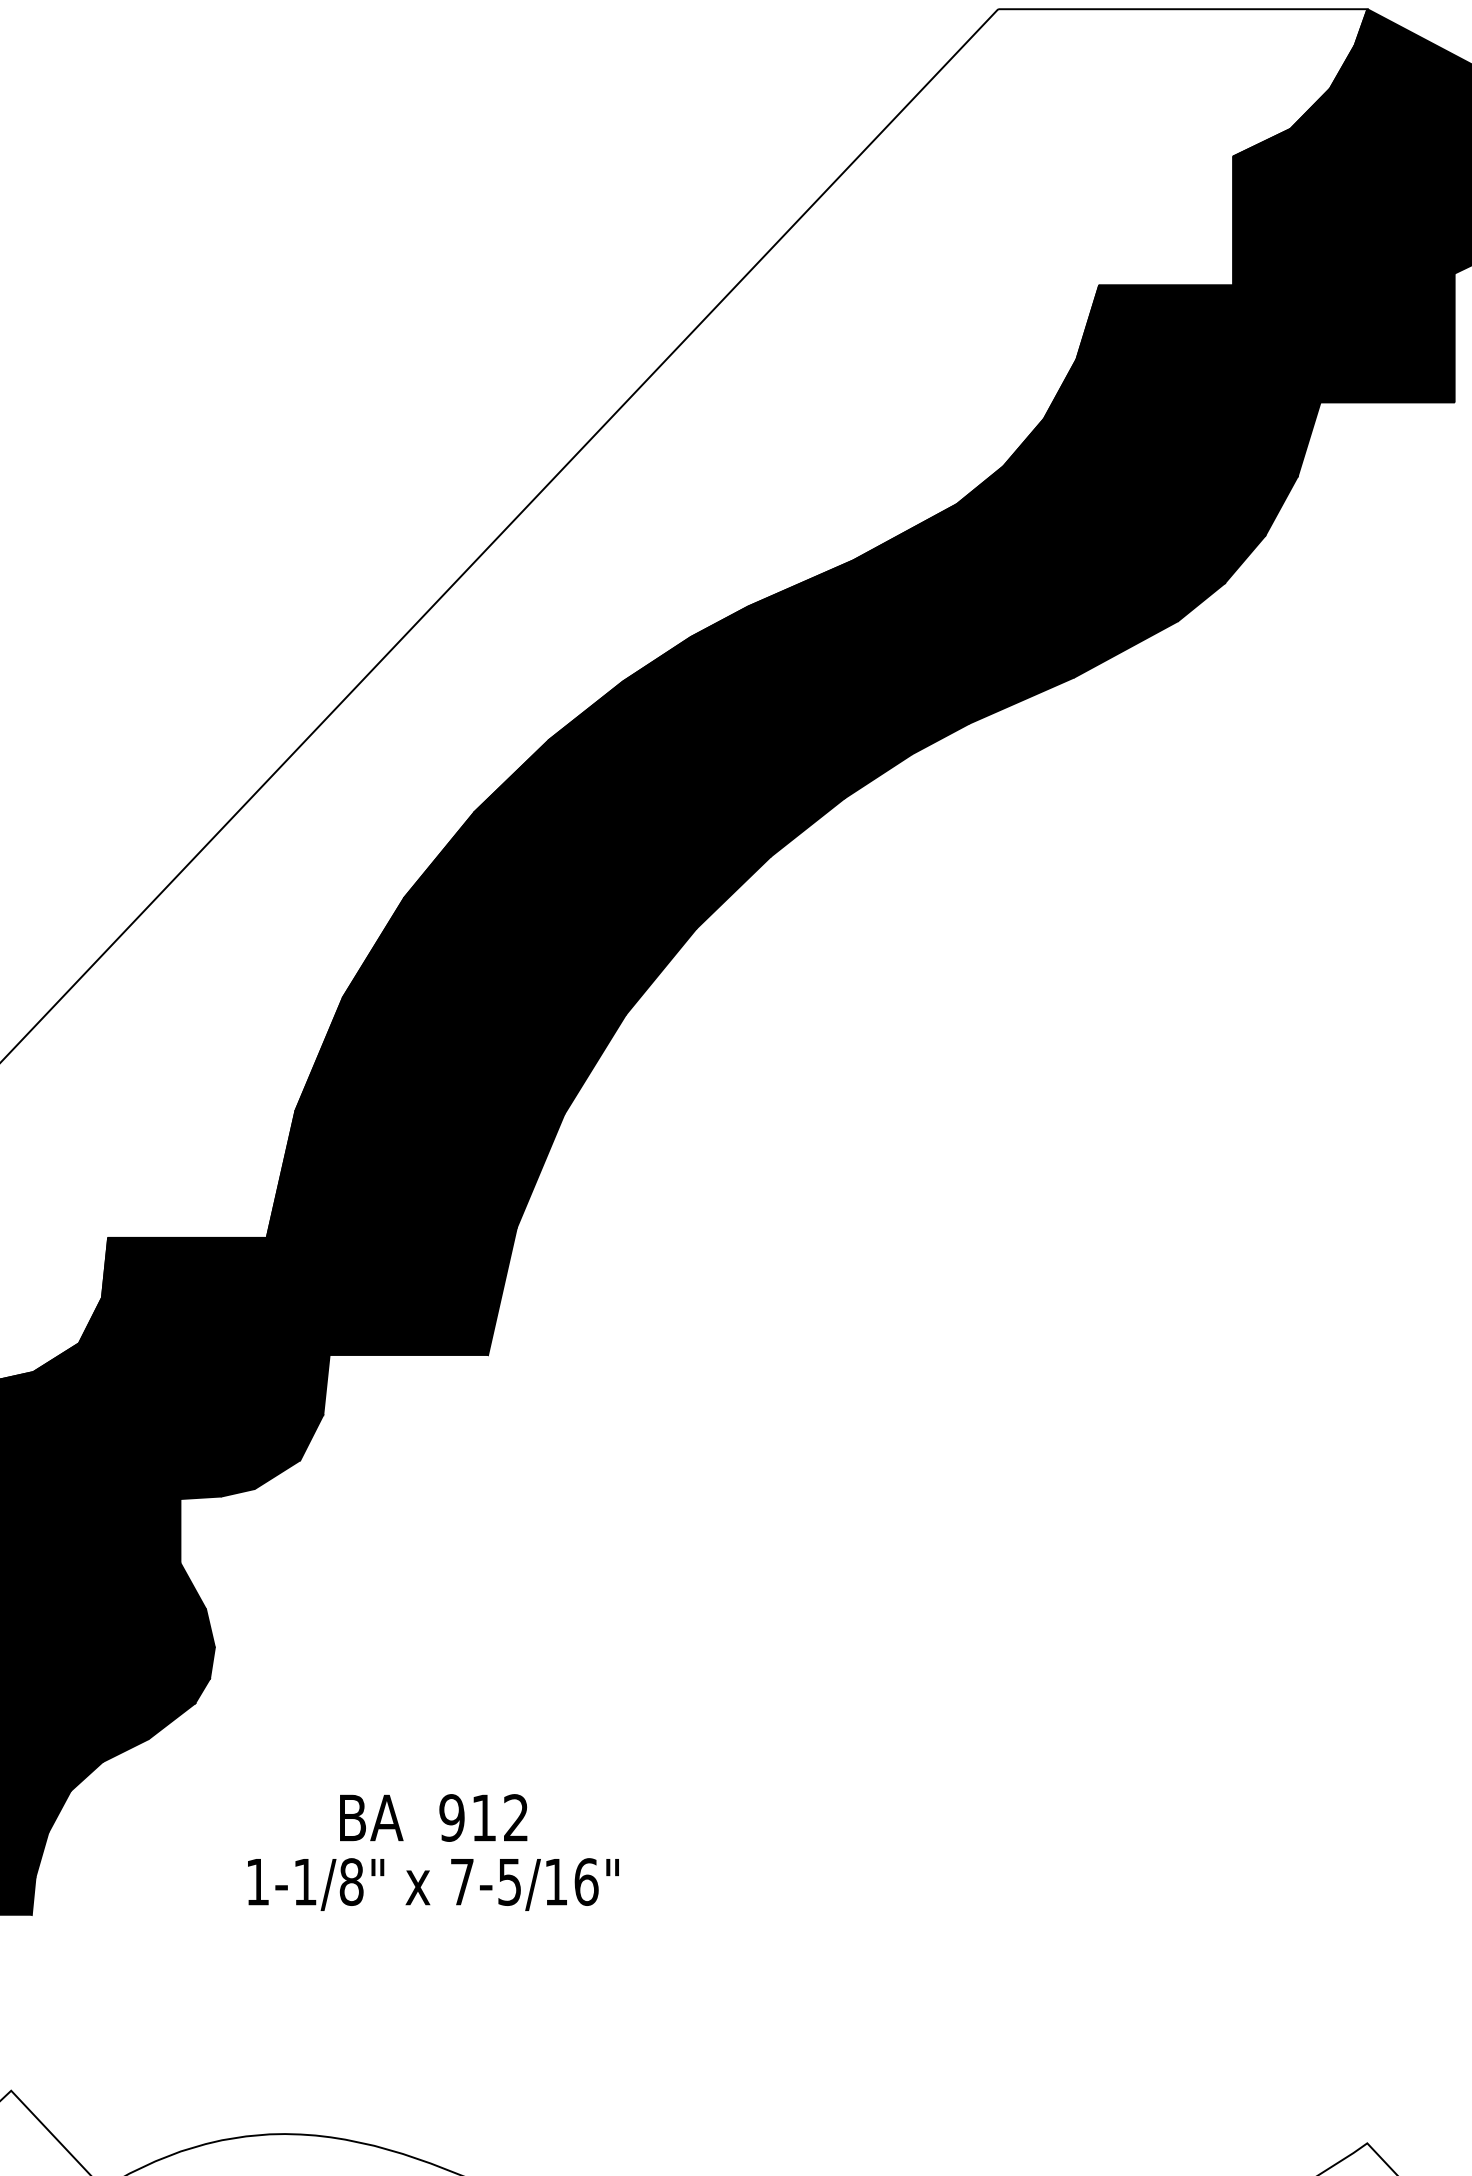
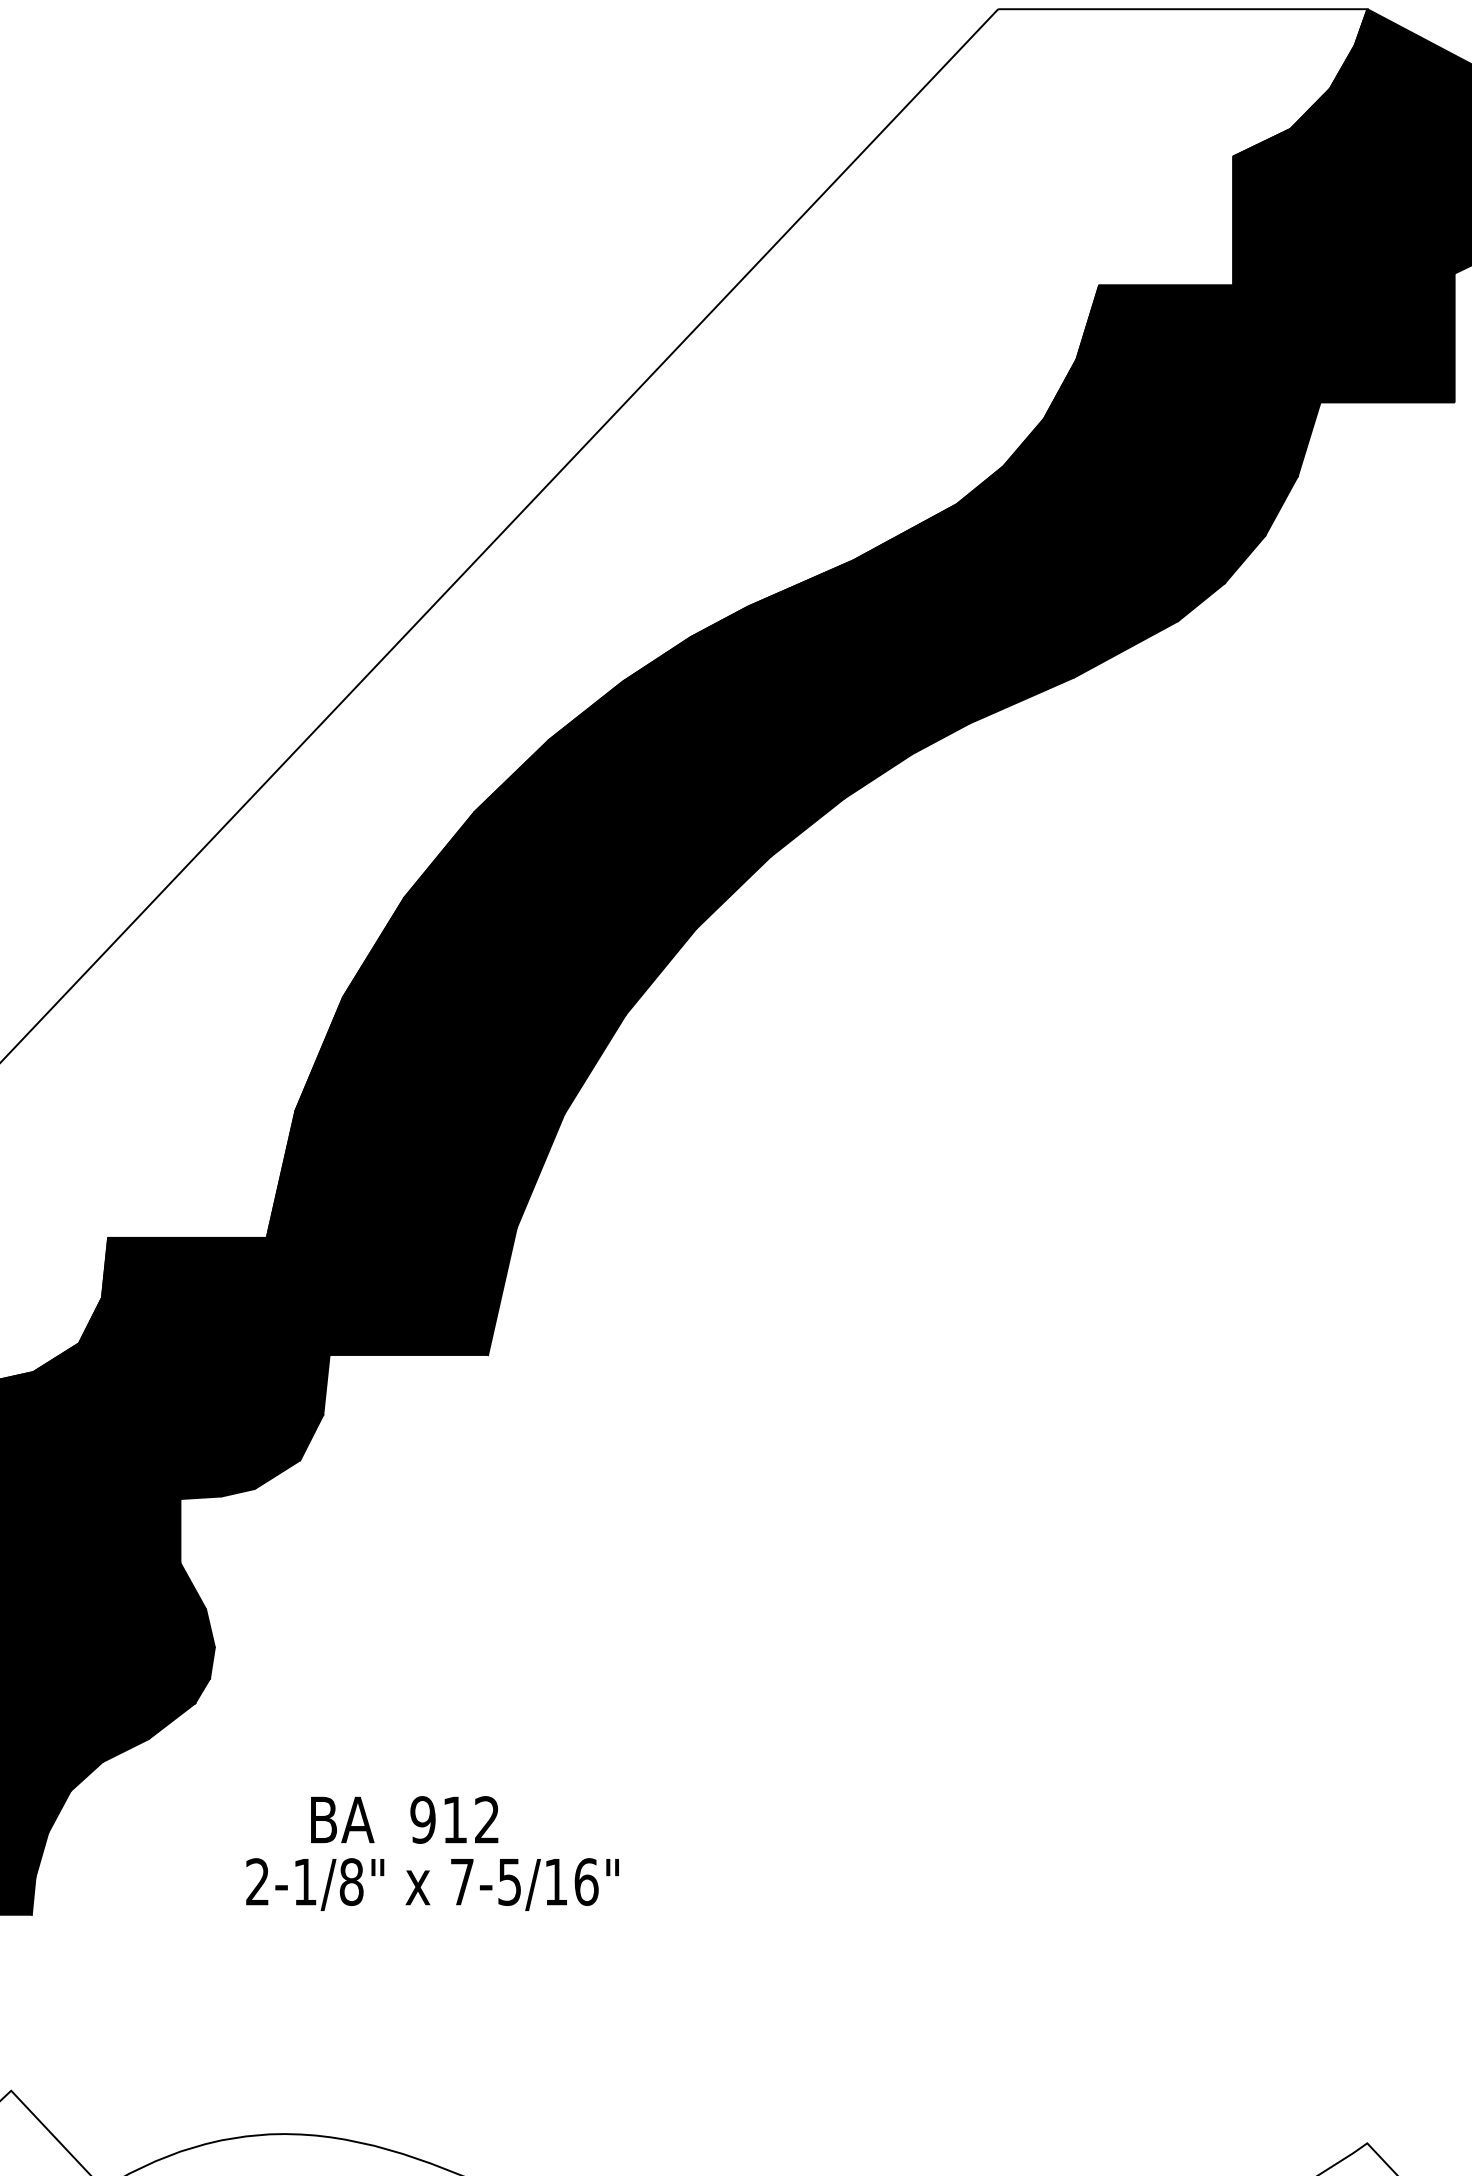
text position: (433, 1817) -> (404, 1819) (404, 1819)
text: 1-1/8" -> 2-1/8" (257, 1881)
